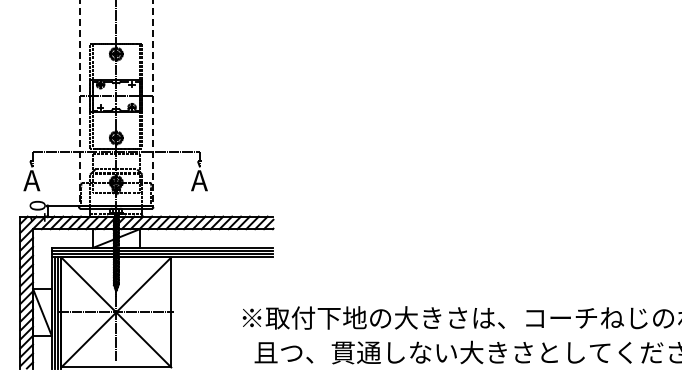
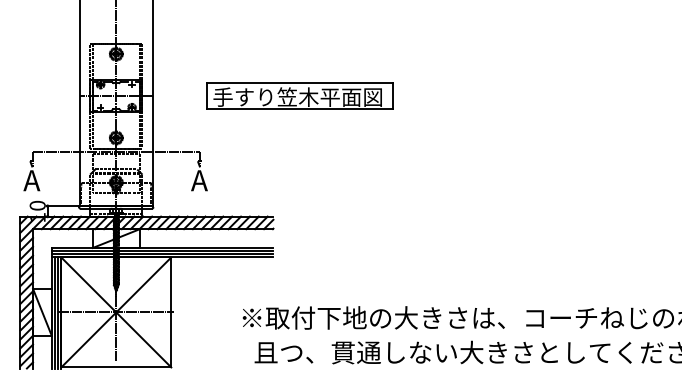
part: none -> present (299, 95)
line: dashed -> solid (79, 103)
line: dashed -> solid (152, 103)
